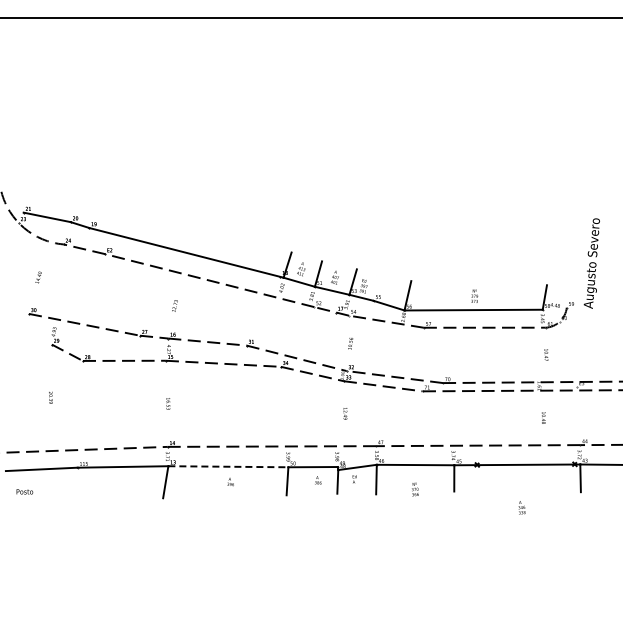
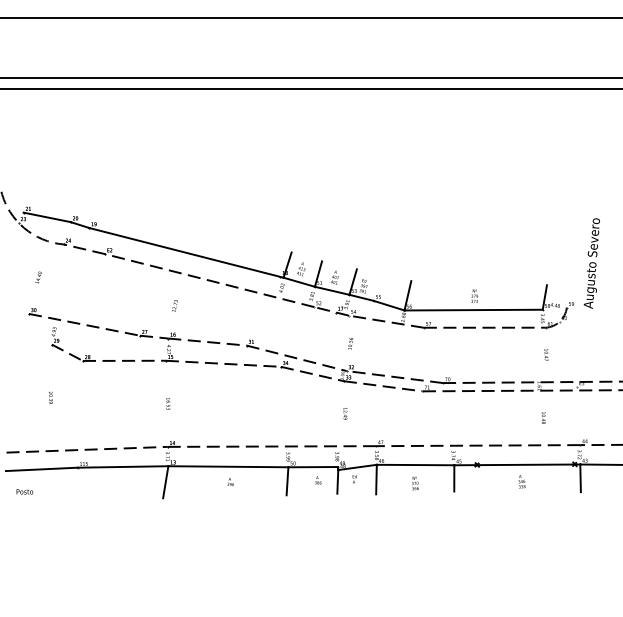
line: none -> present (310, 77)
line: none -> present (310, 89)
line: dashed -> solid (228, 466)
text position: (415, 489) -> (415, 483) (415, 483)
text position: (521, 507) -> (521, 481) (521, 481)
